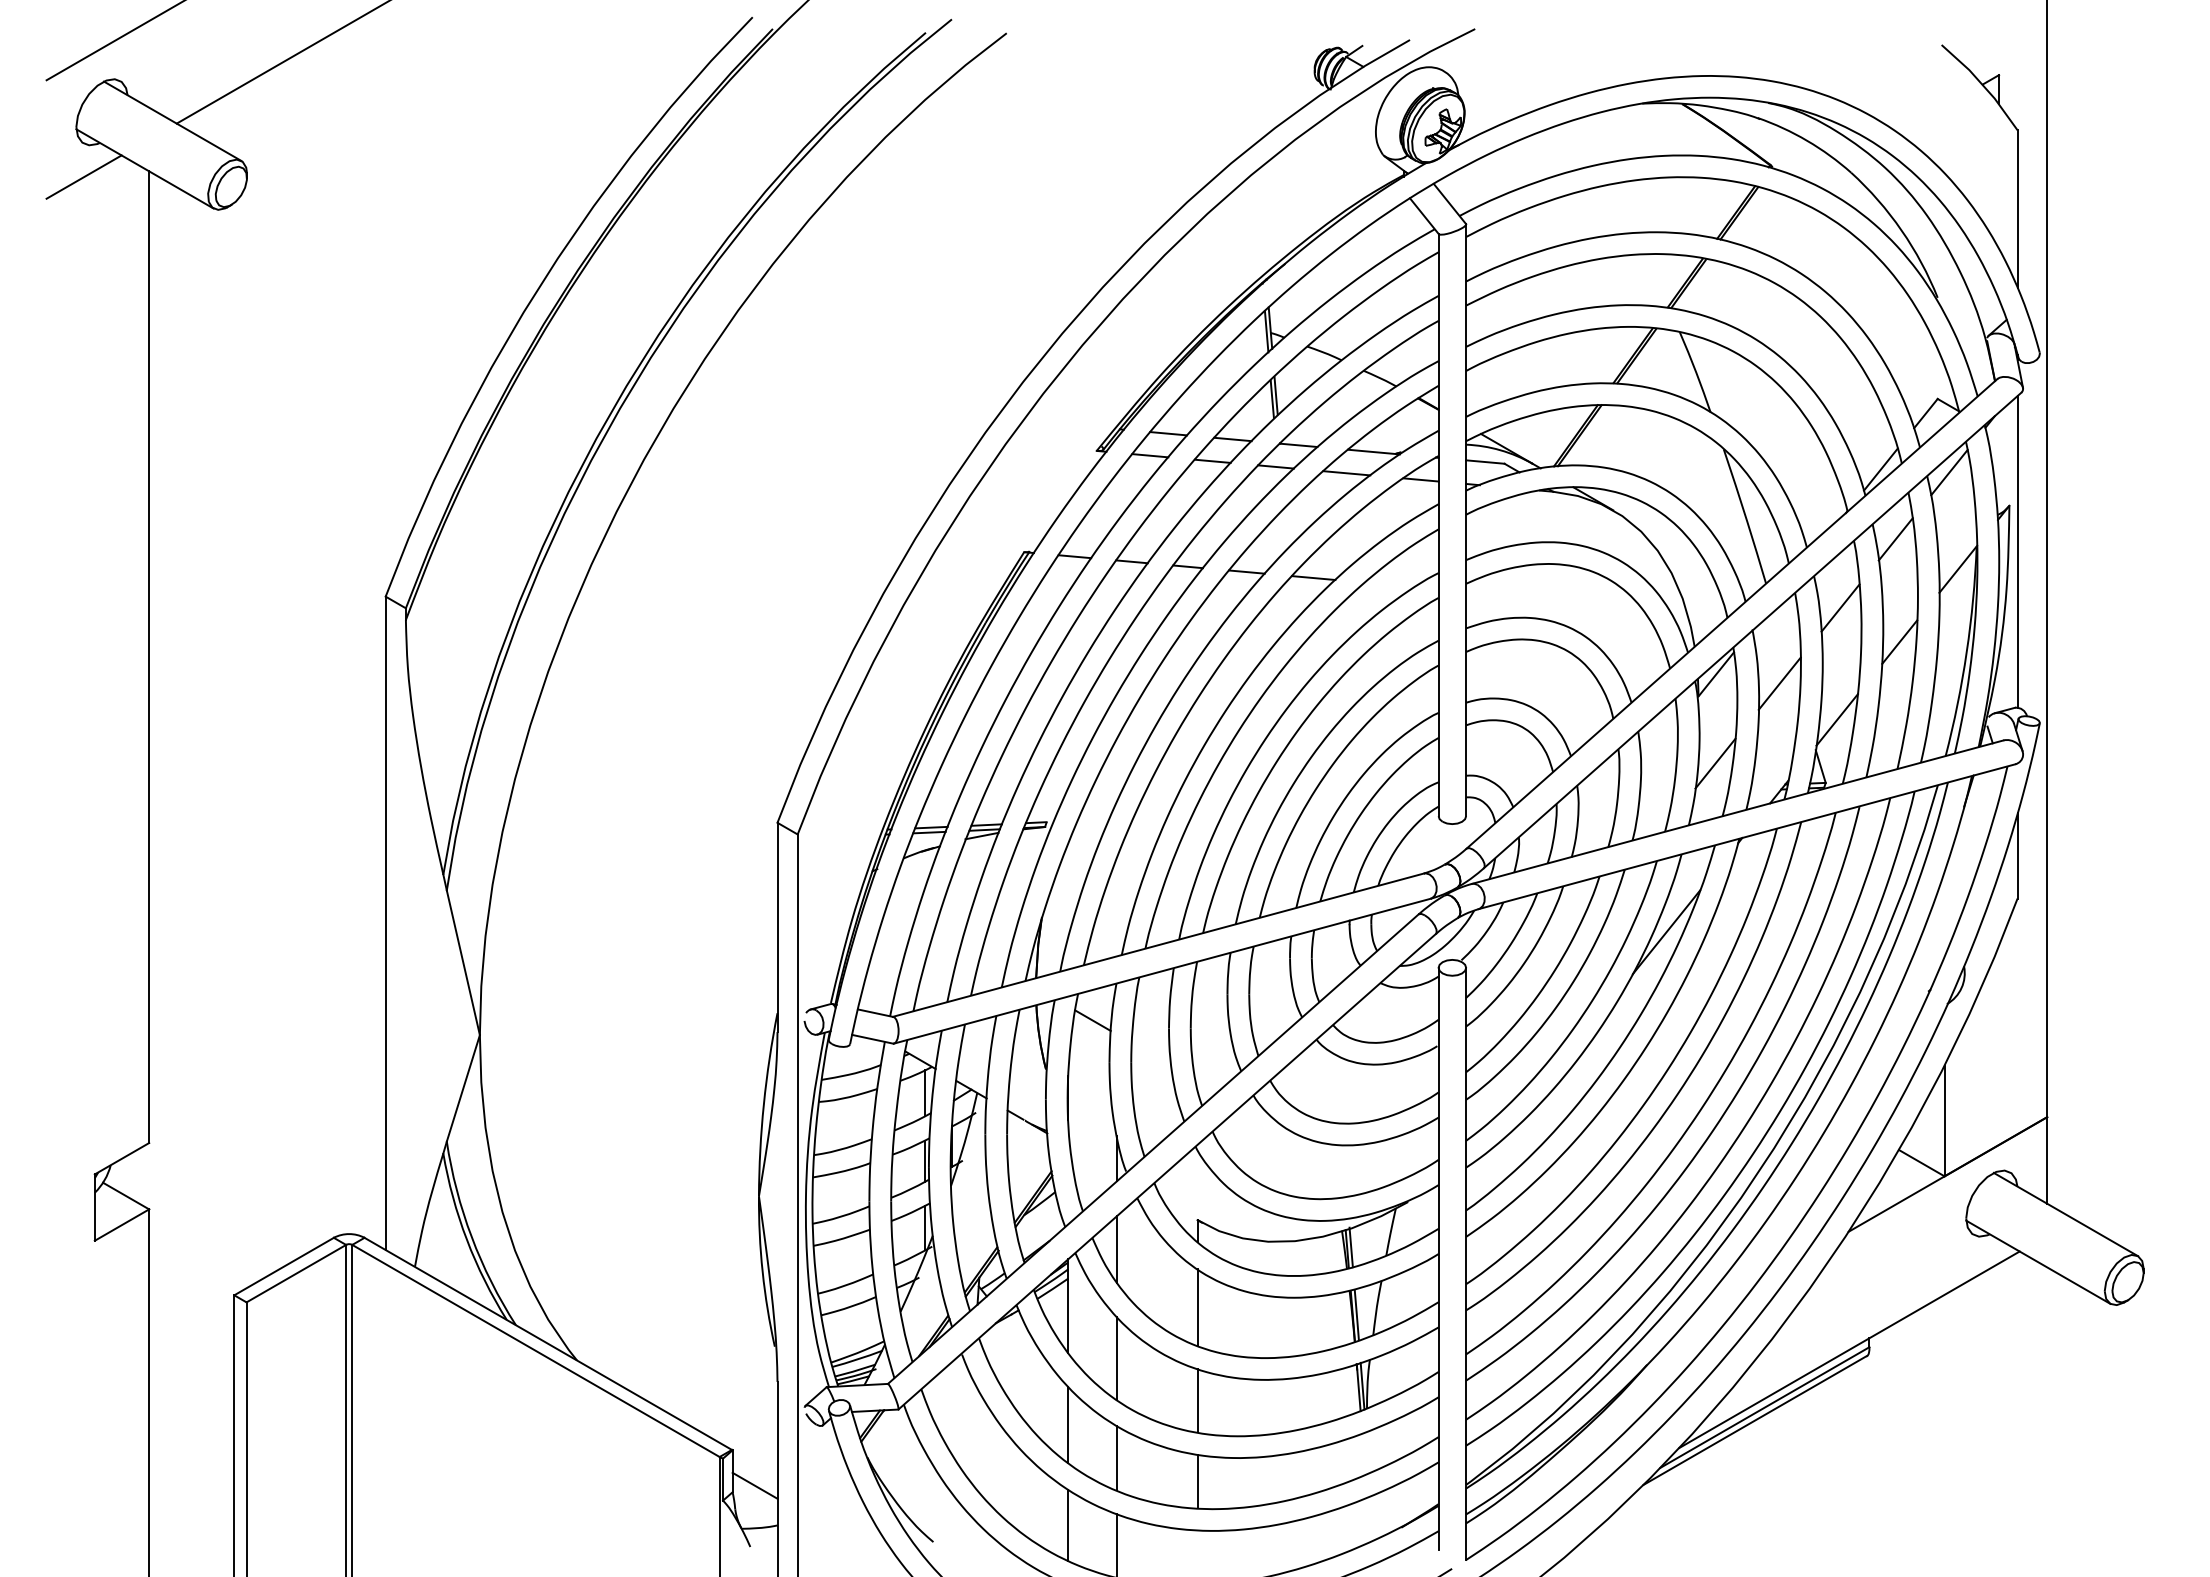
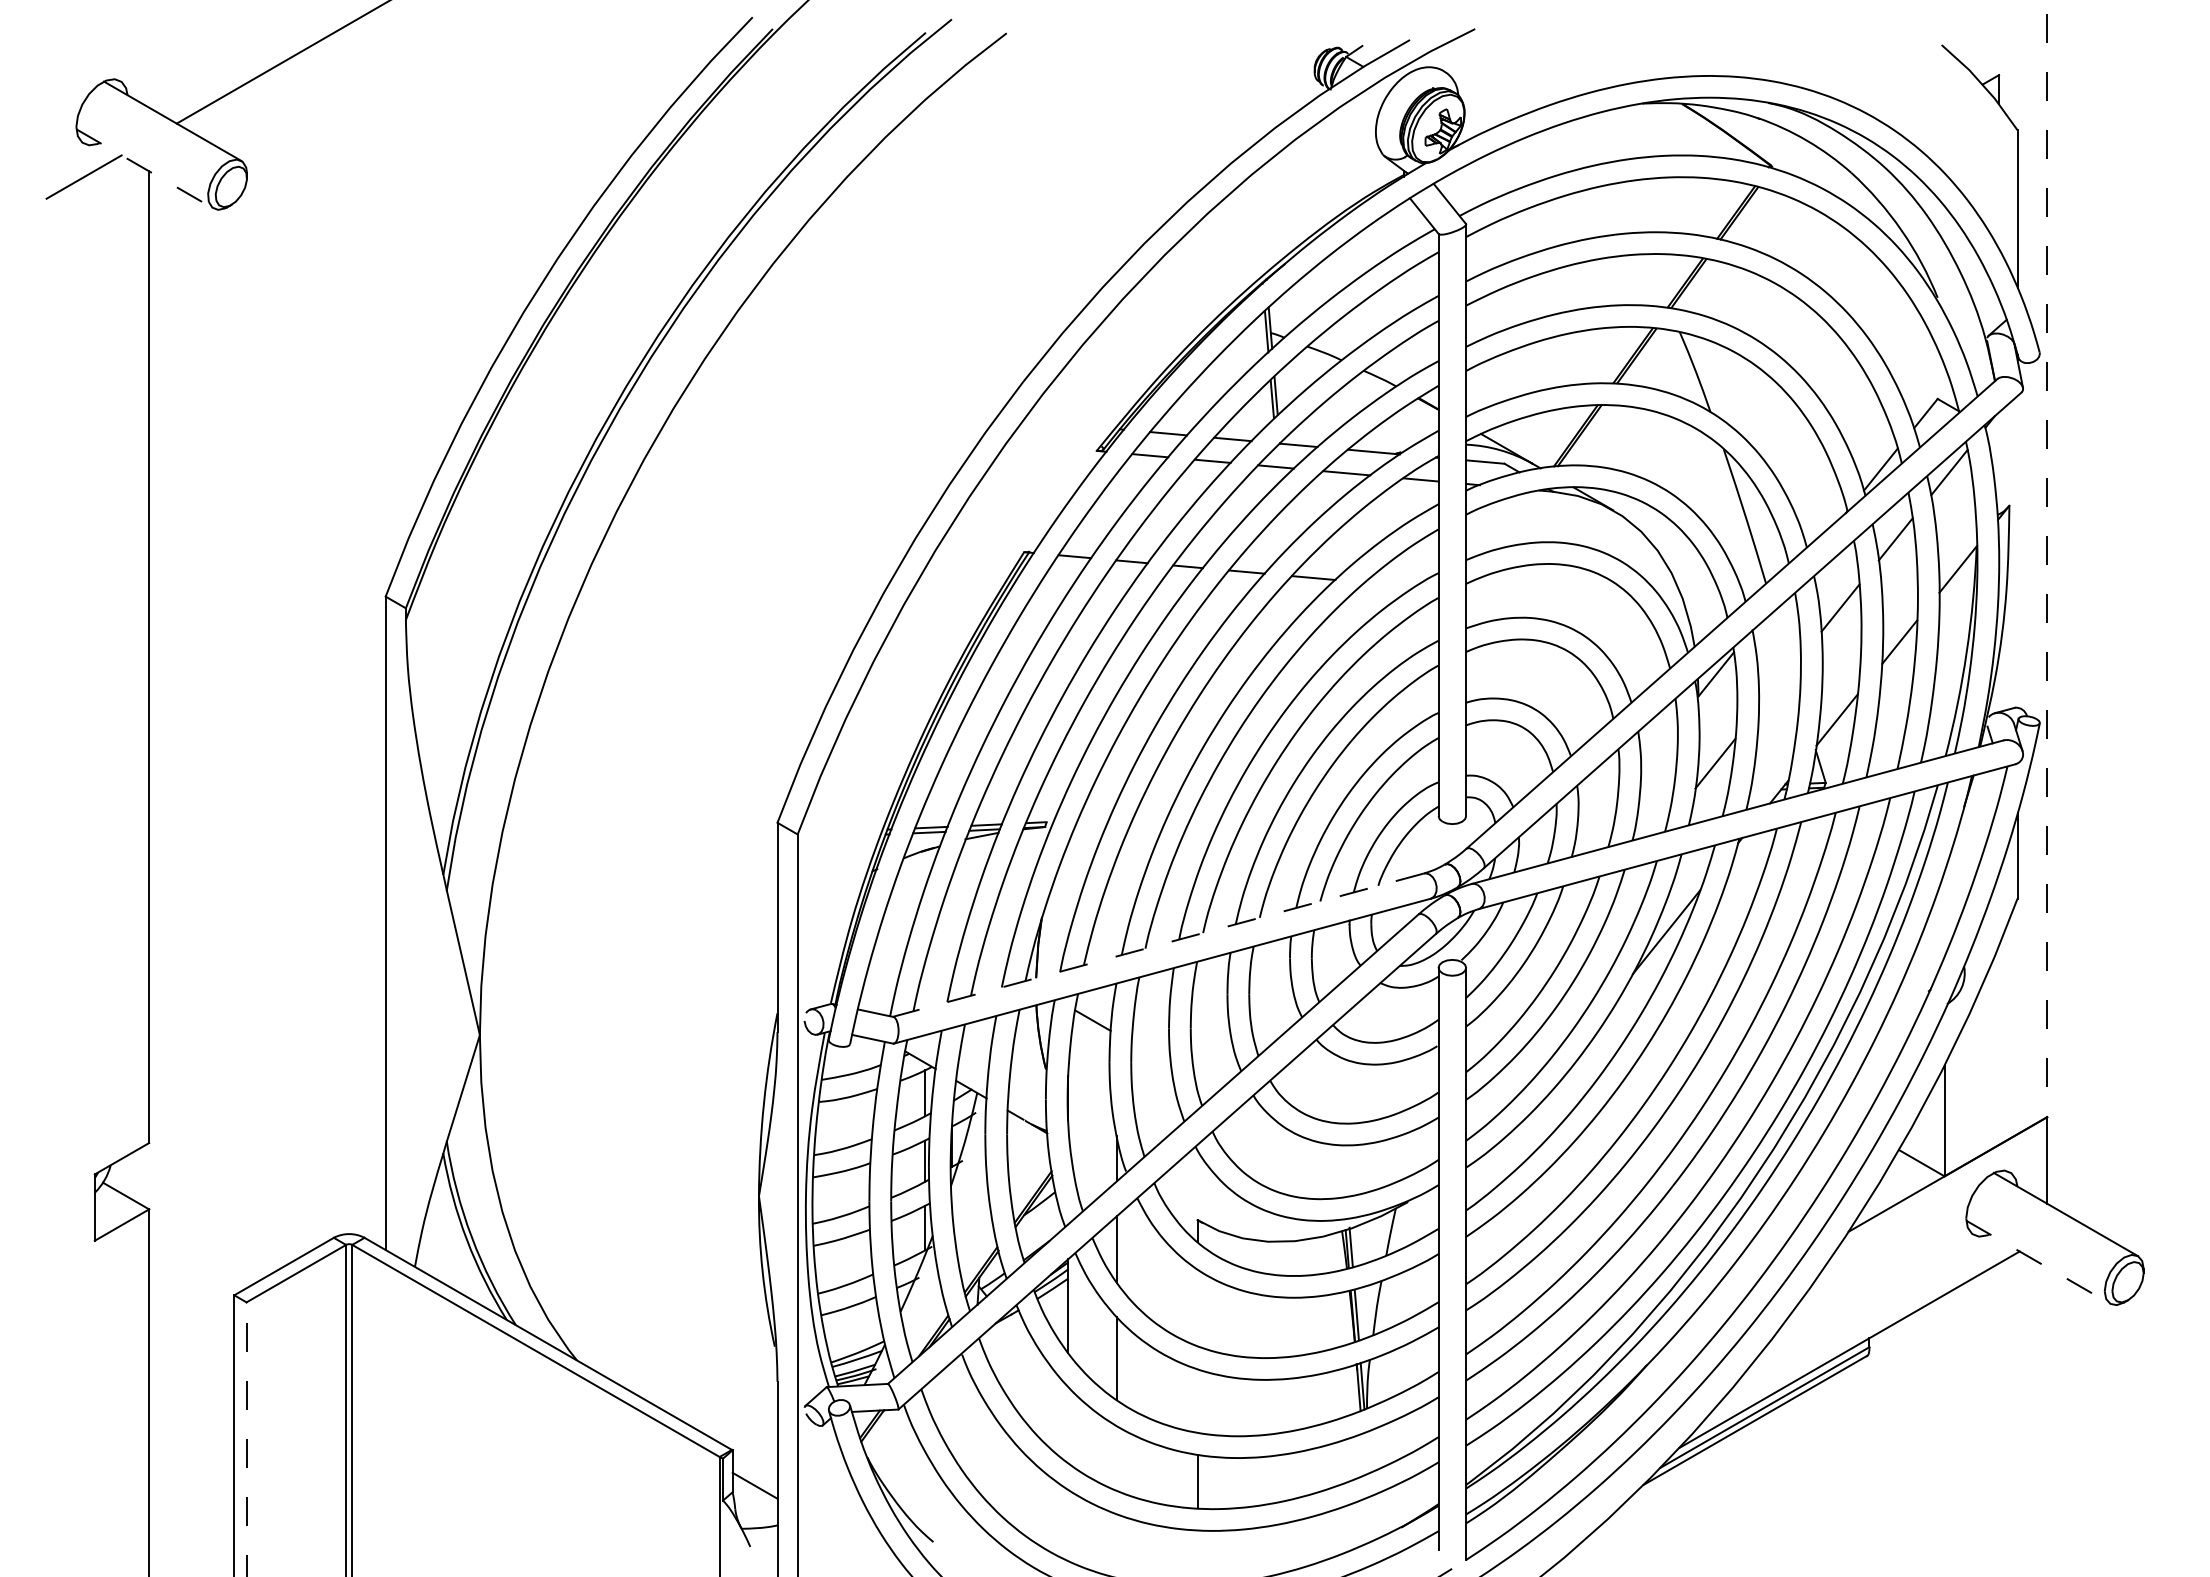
line: present -> none (113, 41)
line: solid -> dashed (145, 169)
line: present -> none (2017, 551)
line: solid -> dashed (2047, 559)
line: present -> none (1779, 683)
line: solid -> dashed (1157, 945)
line: solid -> dashed (2038, 1262)
line: present -> none (1197, 1307)
line: present -> none (1197, 1400)
line: present -> none (1068, 1424)
line: solid -> dashed (246, 1439)
line: present -> none (1116, 1457)
line: present -> none (1068, 1524)
line: present -> none (1116, 1543)
